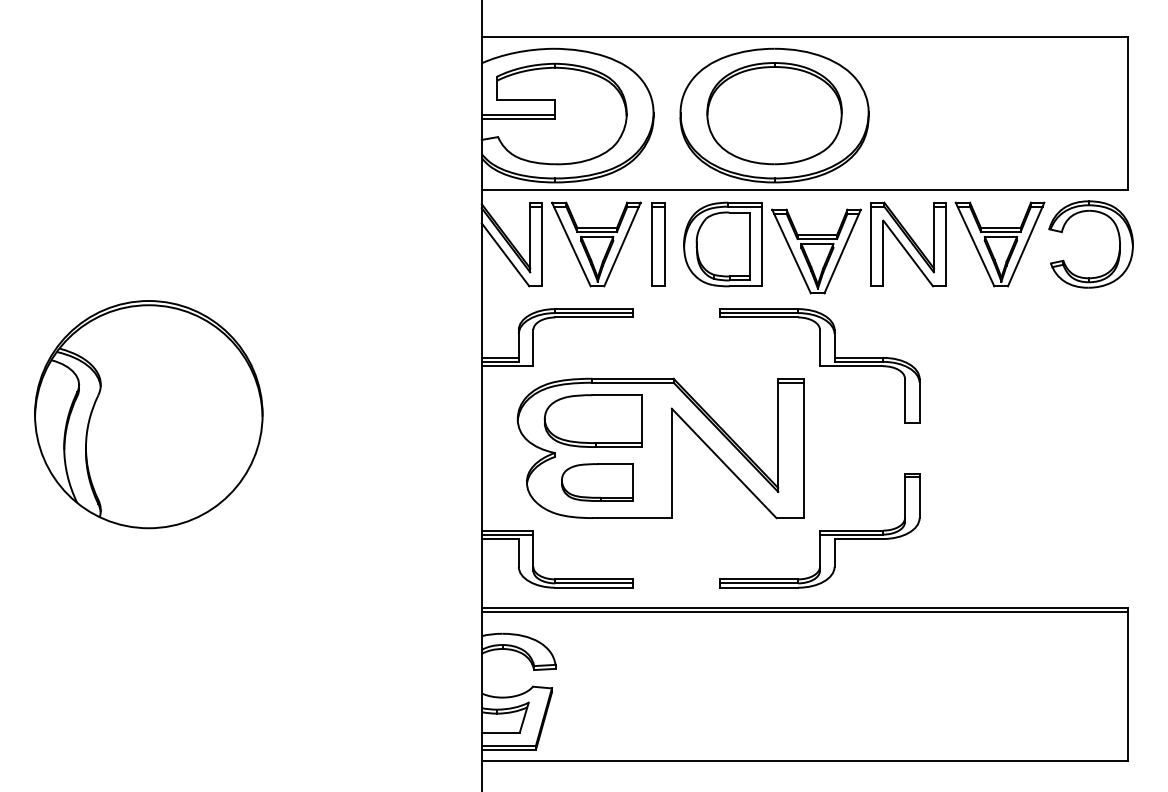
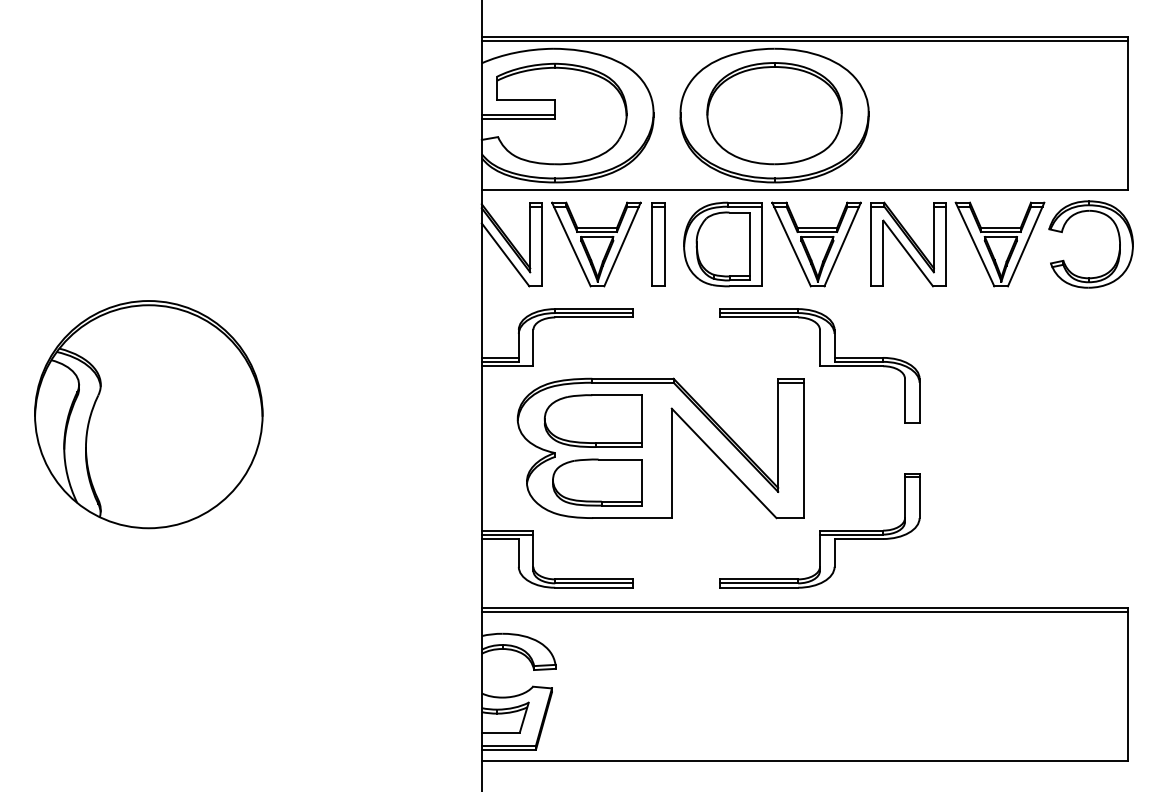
line: none -> present (804, 41)
part position: (816, 251) -> (816, 244) (816, 244)
part size: 73x39 px -> 91x49 px (597, 482)
